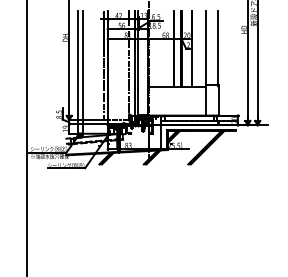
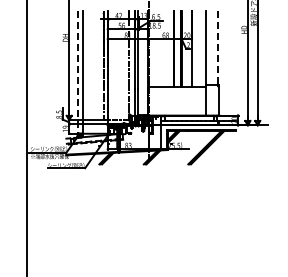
line: solid -> dashed (218, 48)
line: solid -> dashed (77, 72)
